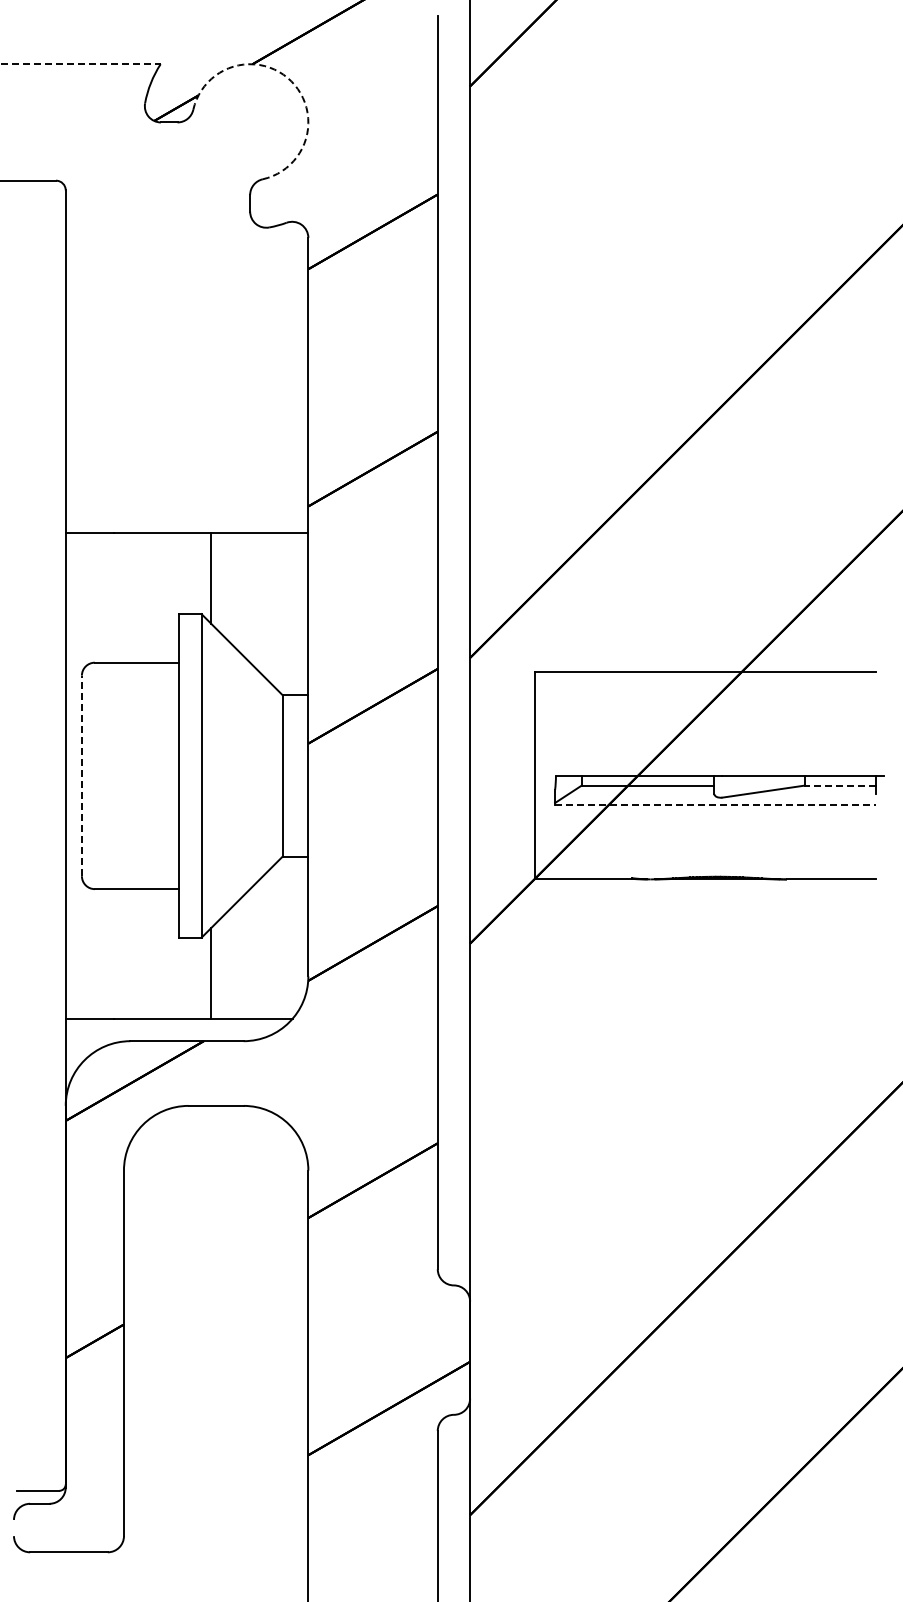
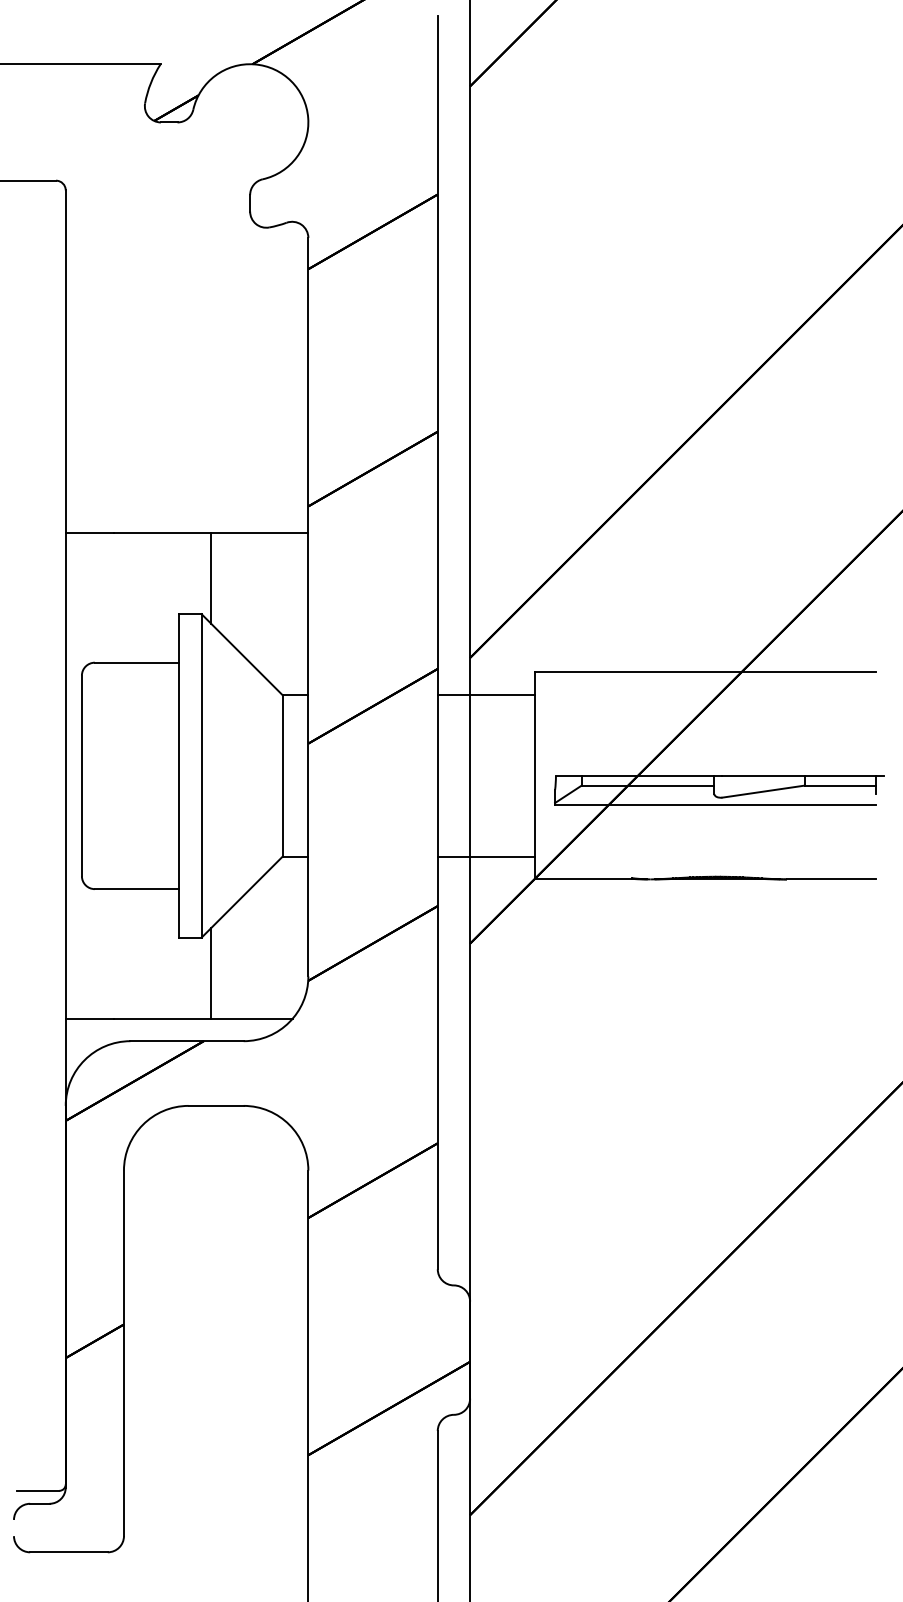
line: dashed -> solid (80, 64)
arc: dashed -> solid (291, 81)
line: none -> present (485, 695)
line: dashed -> solid (81, 775)
line: dashed -> solid (840, 785)
line: dashed -> solid (716, 804)
line: none -> present (485, 856)
